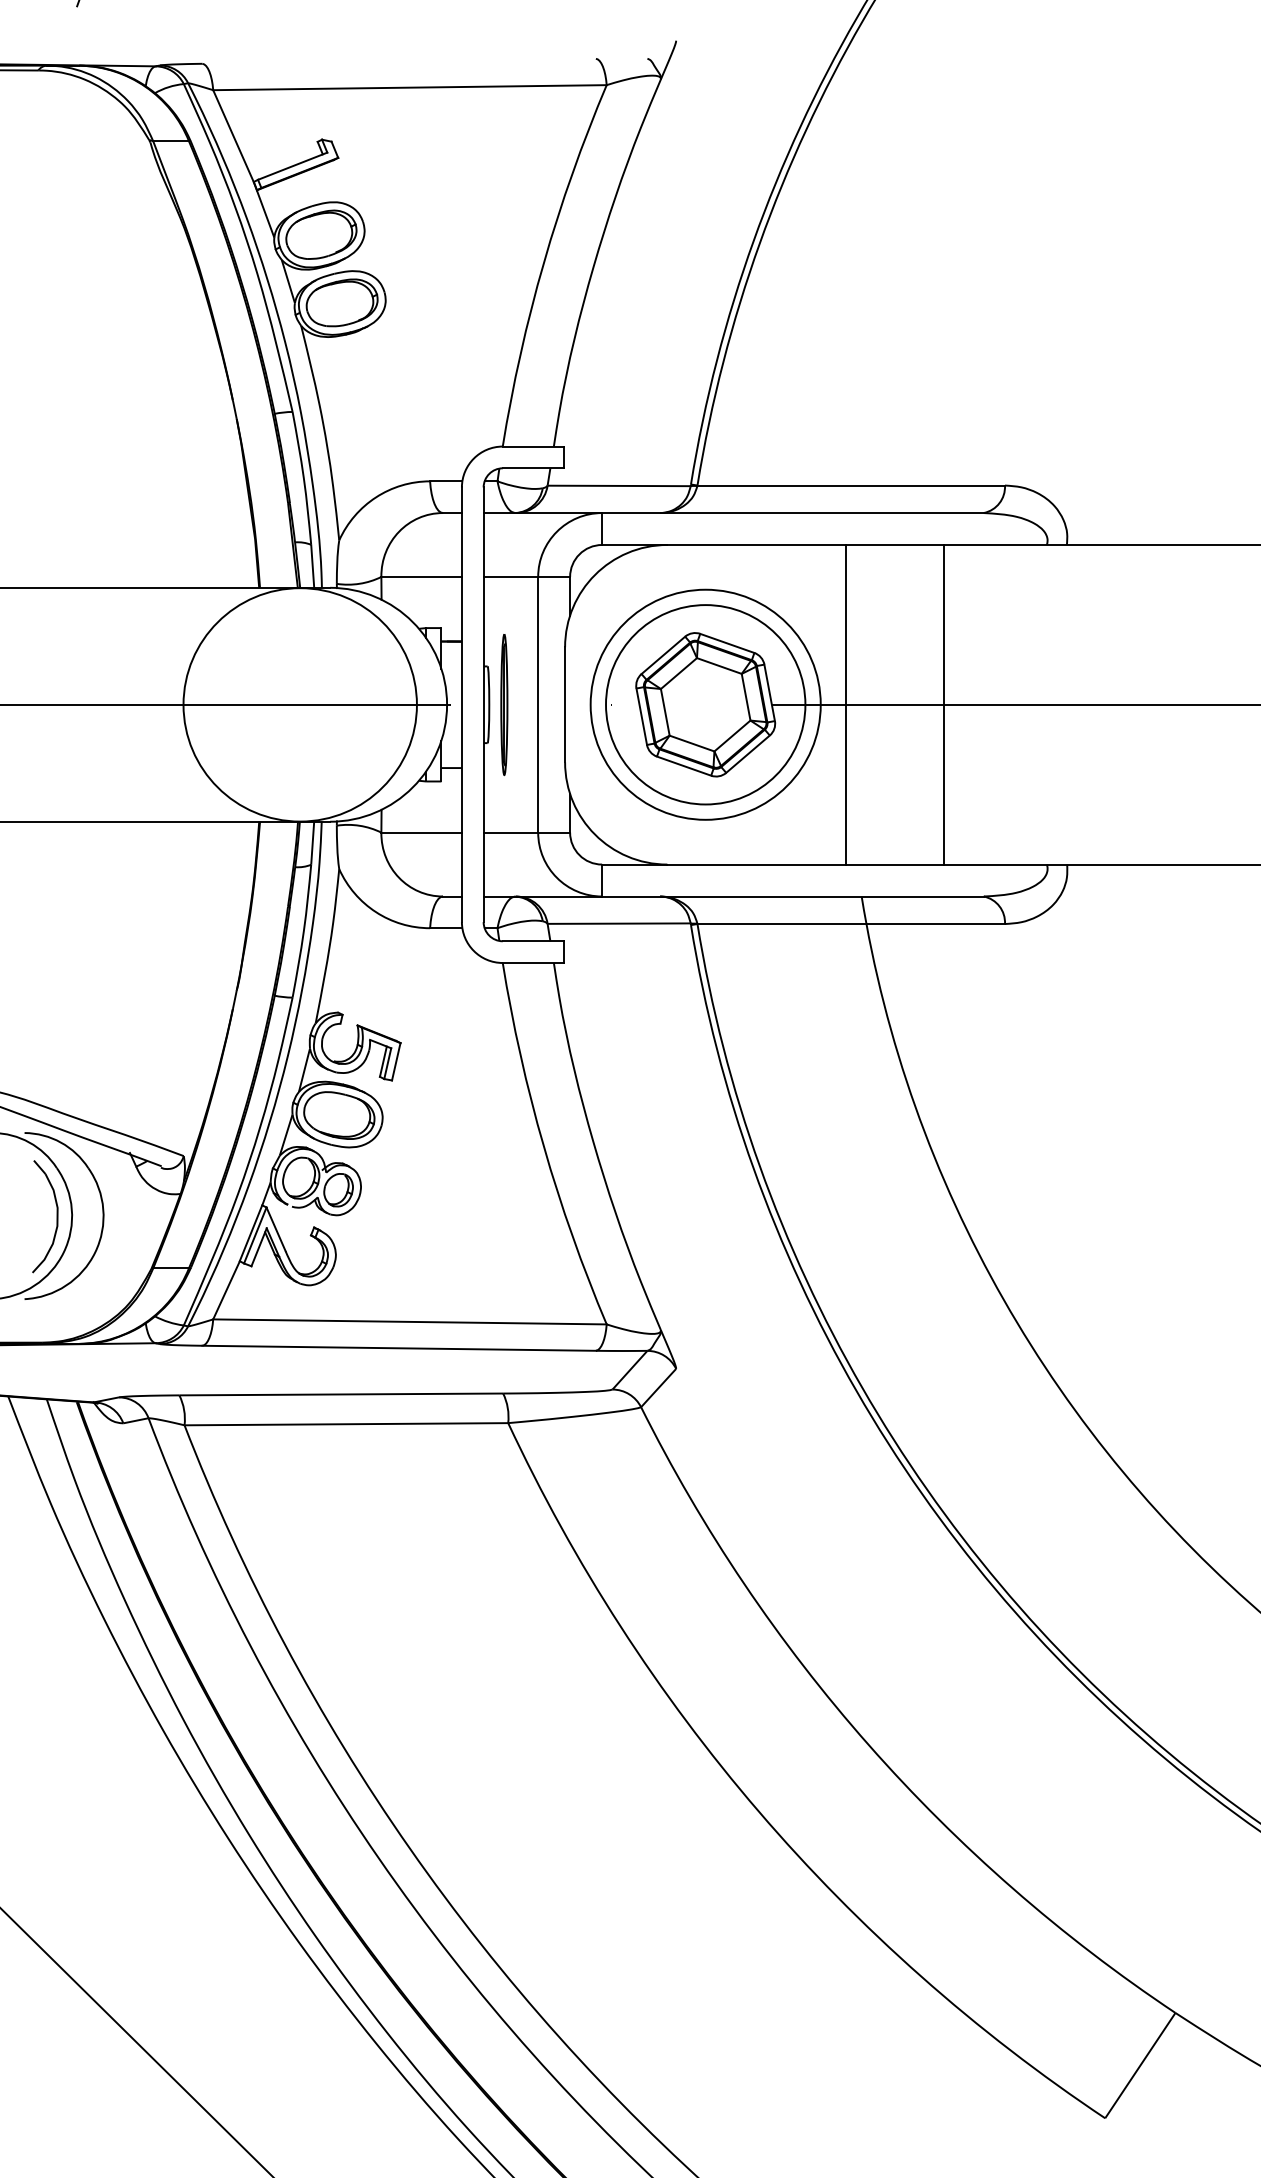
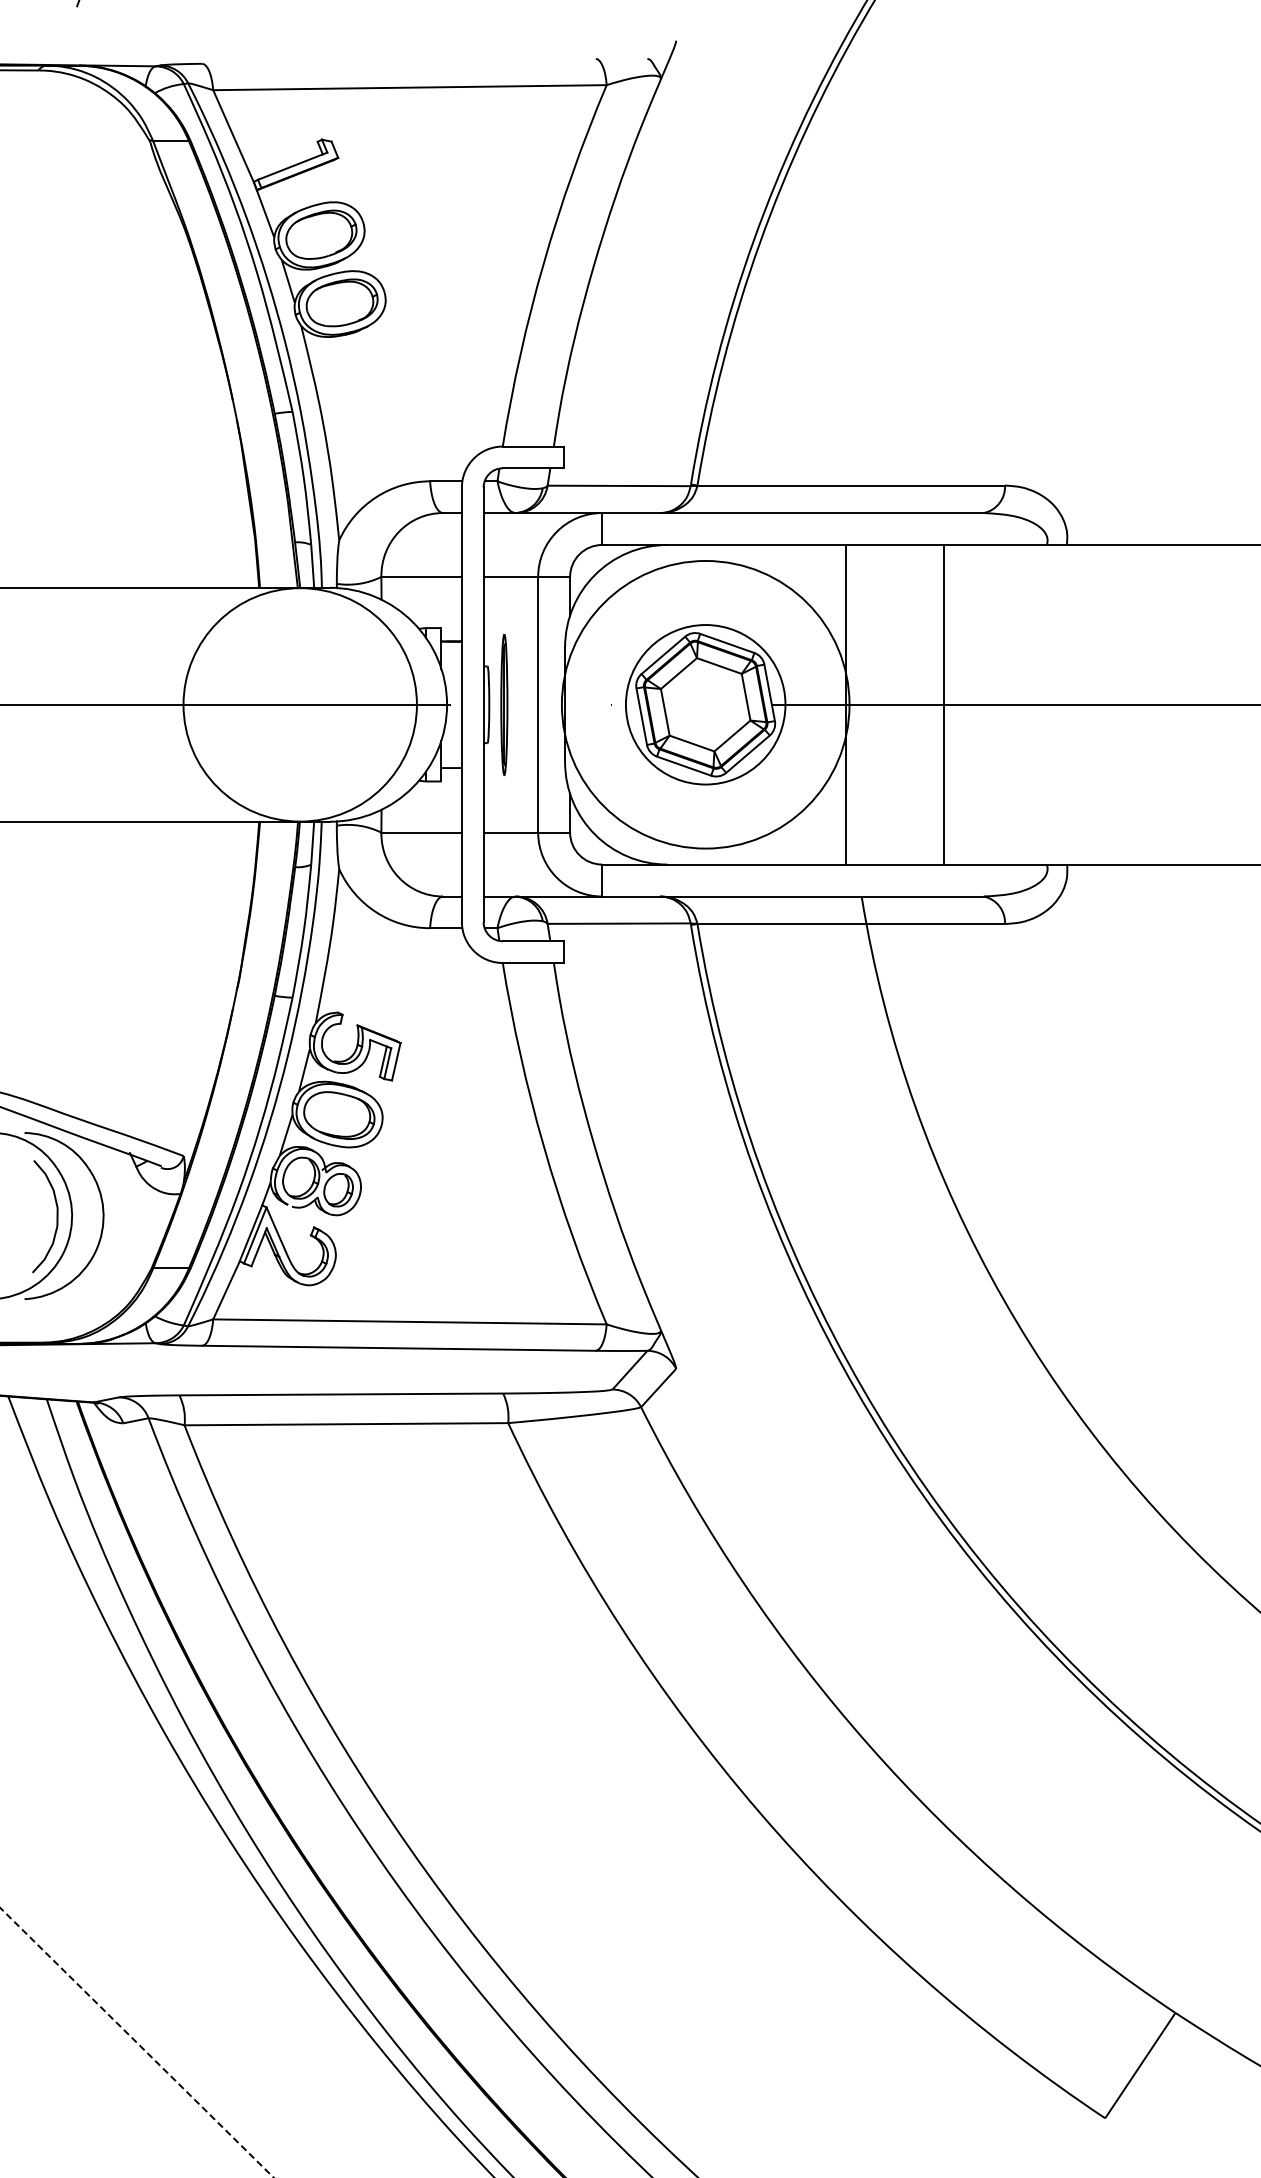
circle diameter: 199 px -> 160 px (705, 704)
circle diameter: 230 px -> 288 px (705, 704)
line: solid -> dashed (137, 2042)
